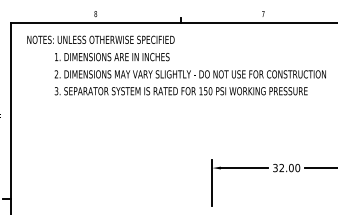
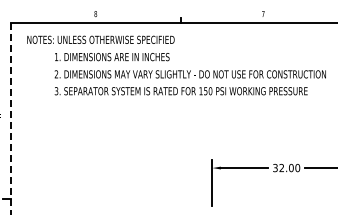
line: solid -> dashed (11, 119)
